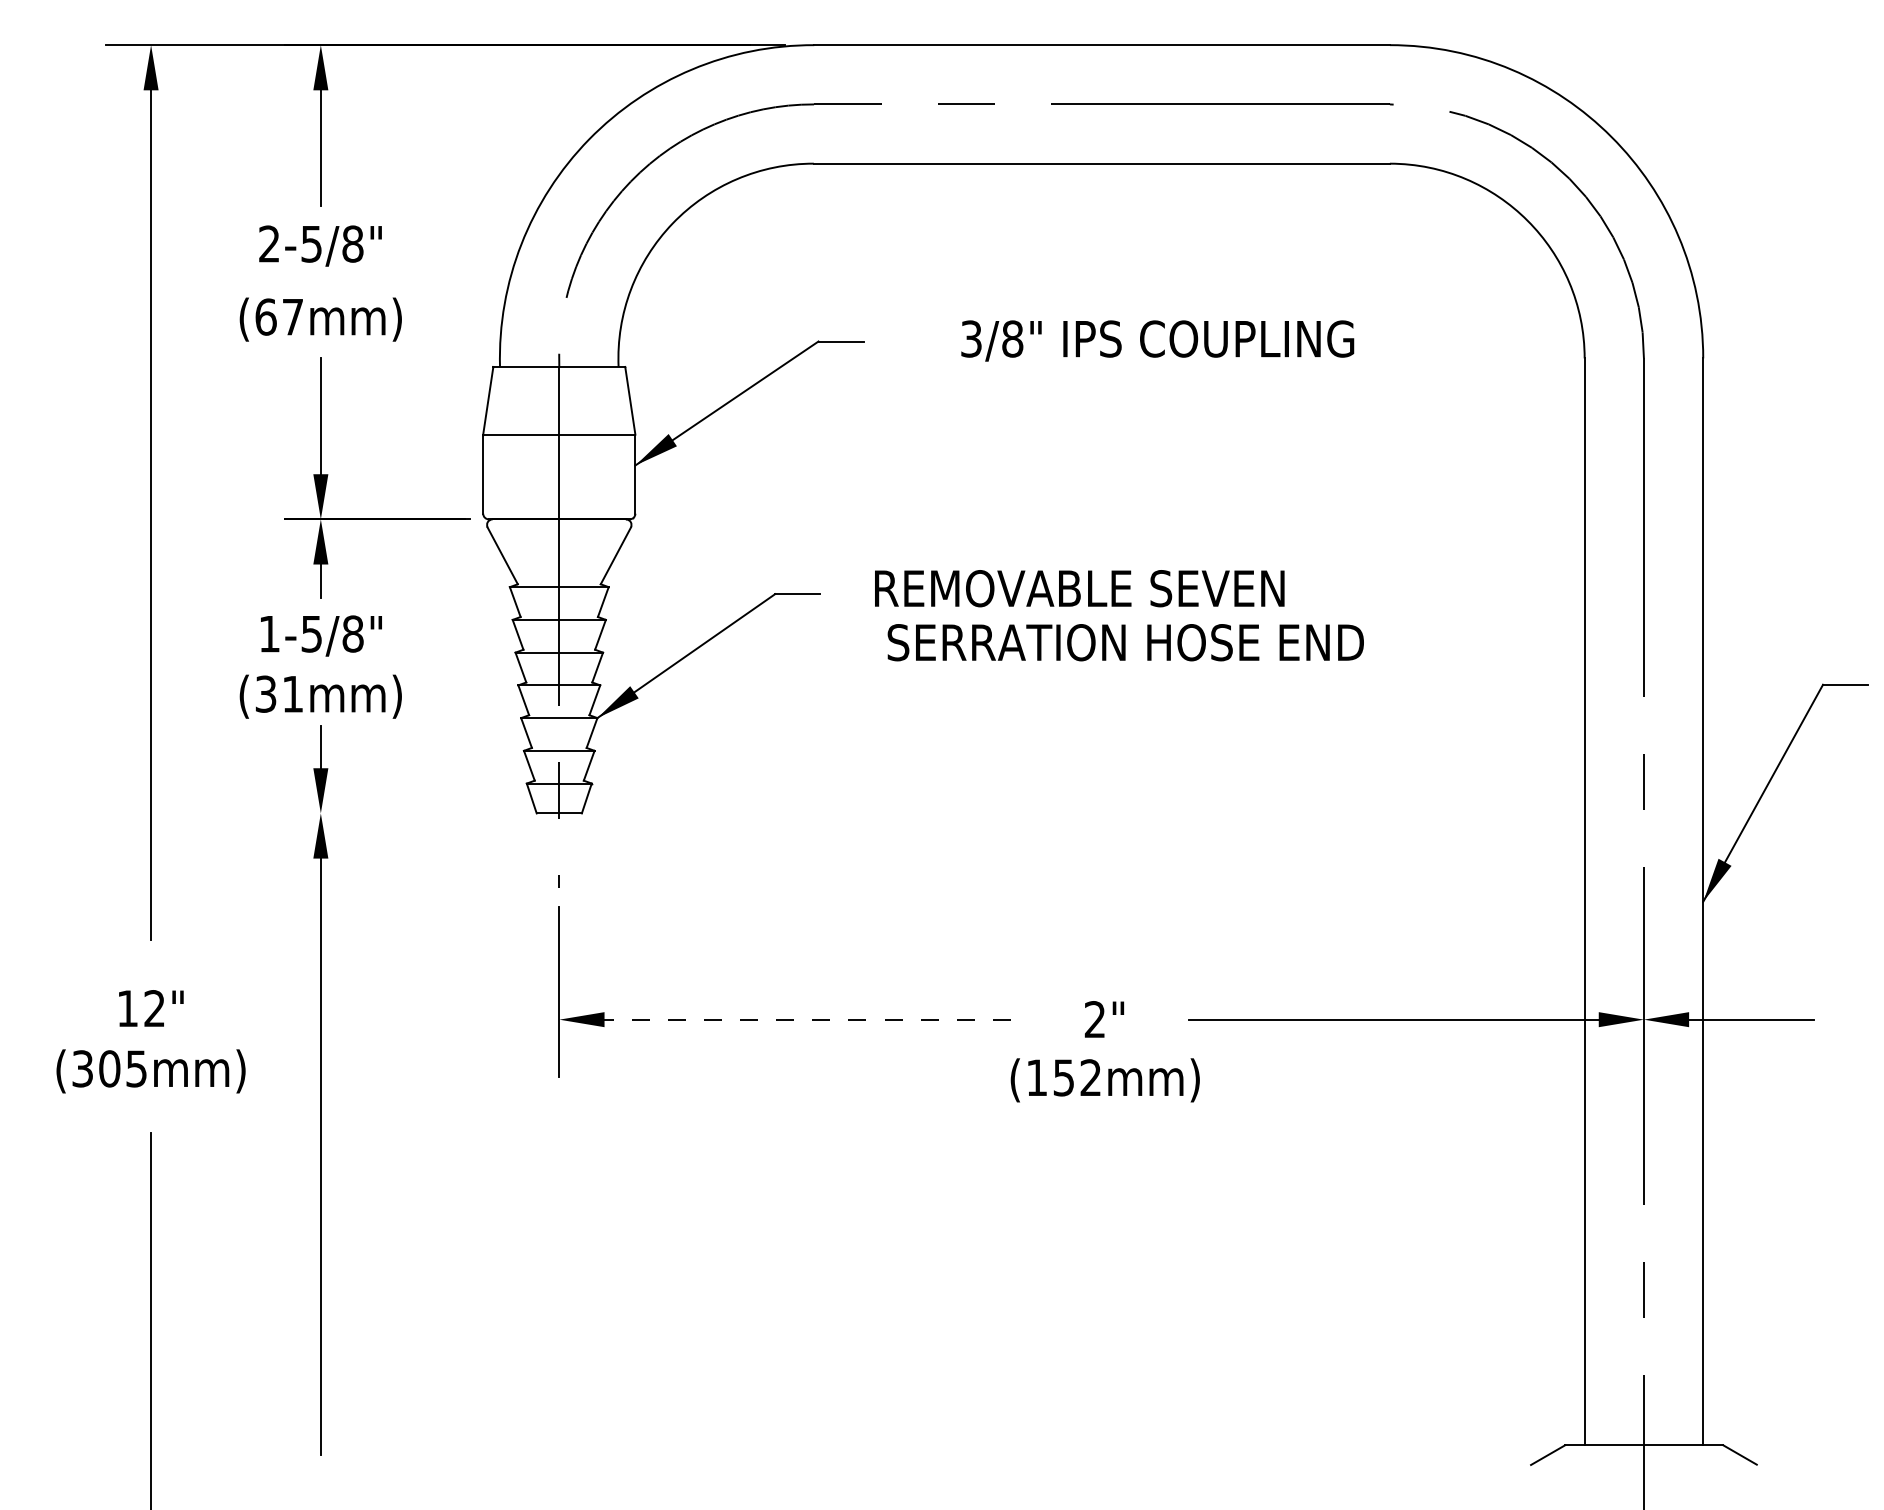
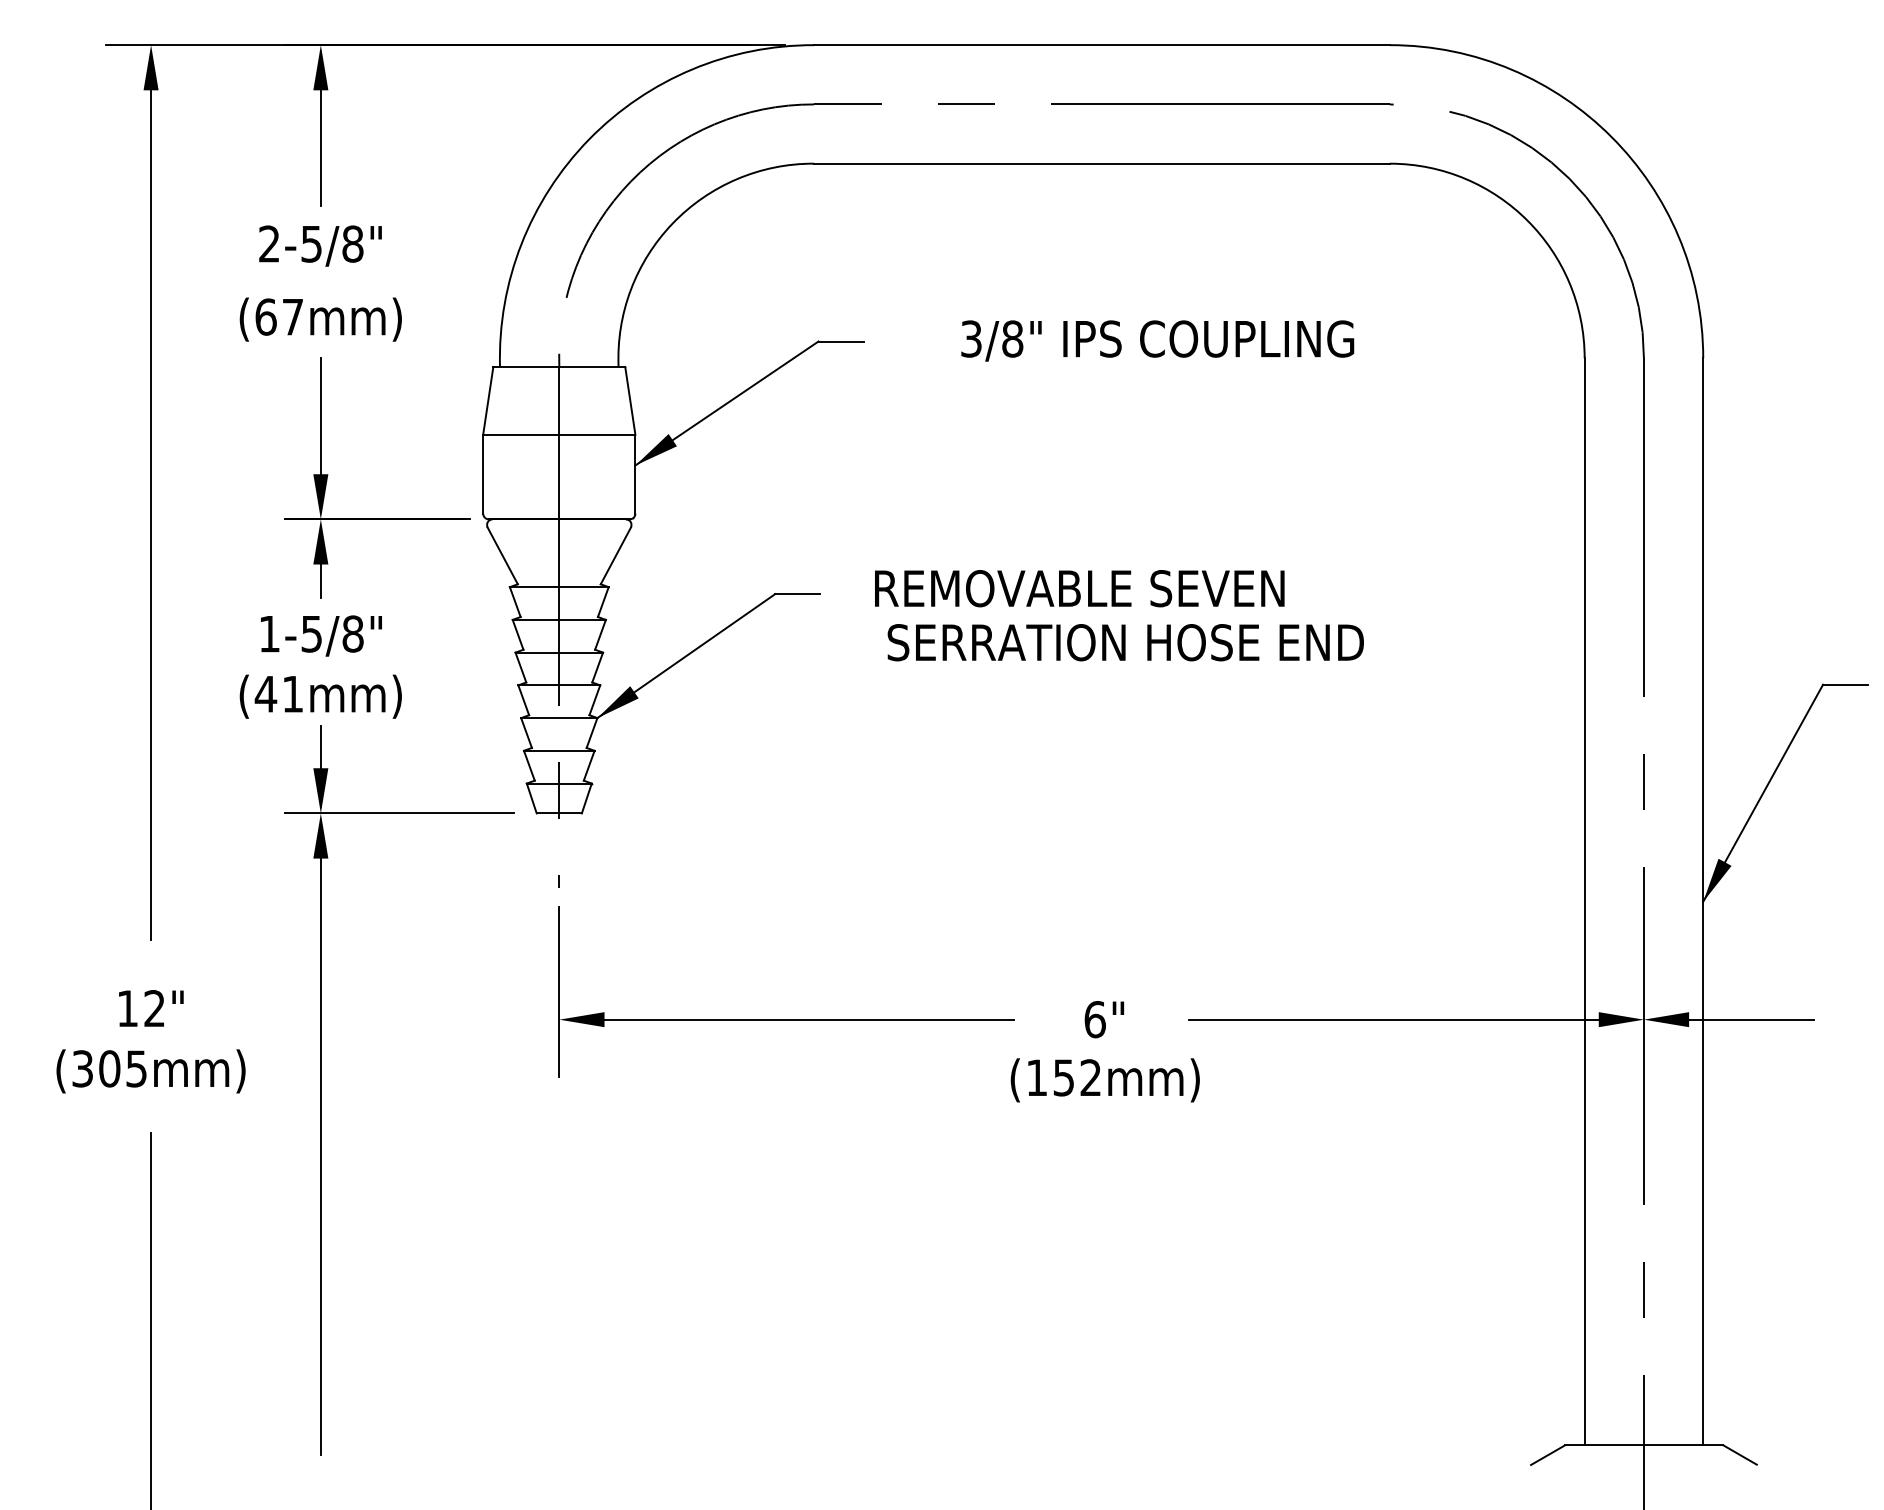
text: (31mm) -> (41mm) (265, 693)
line: none -> present (399, 813)
line: dashed -> solid (805, 1019)
text: 2" -> 6" (1094, 1019)
